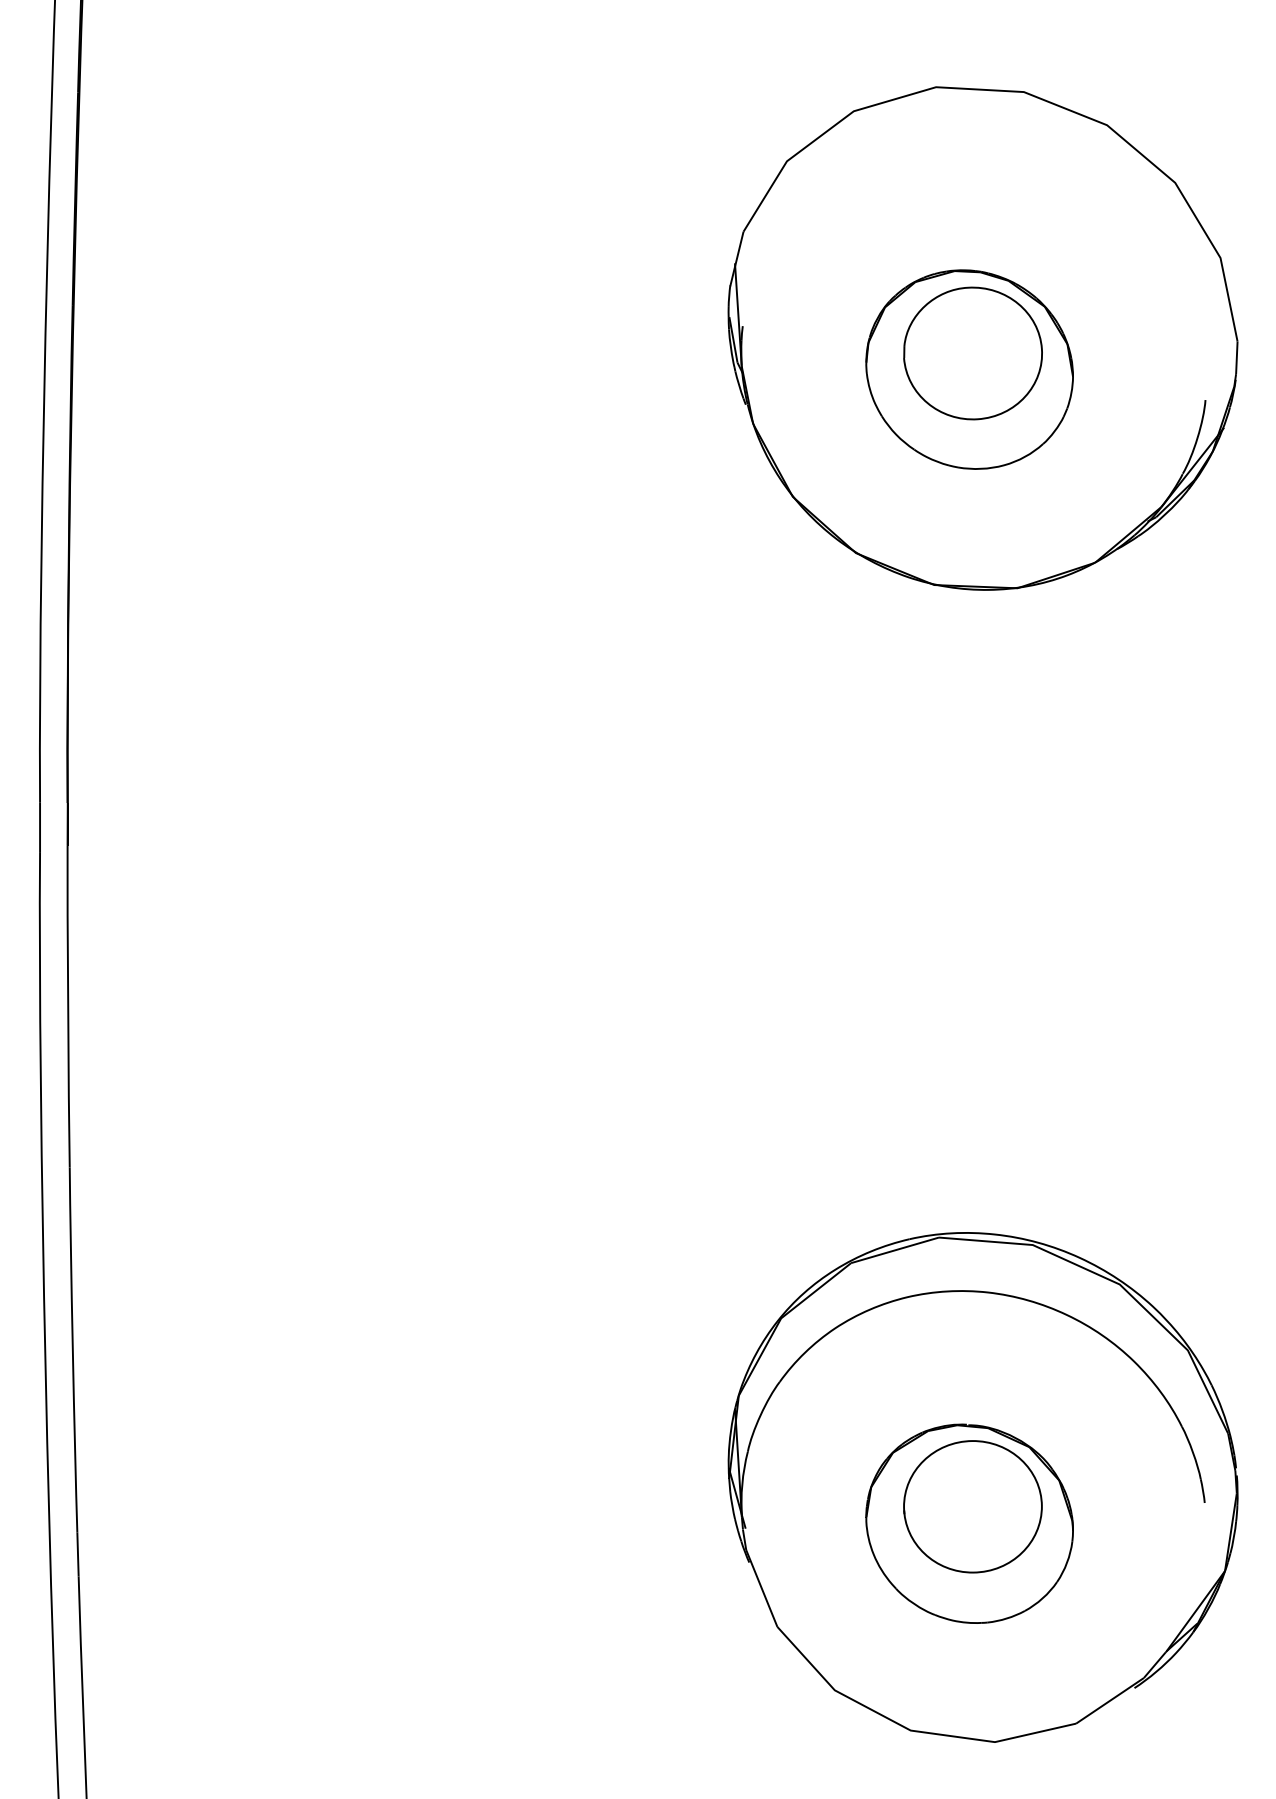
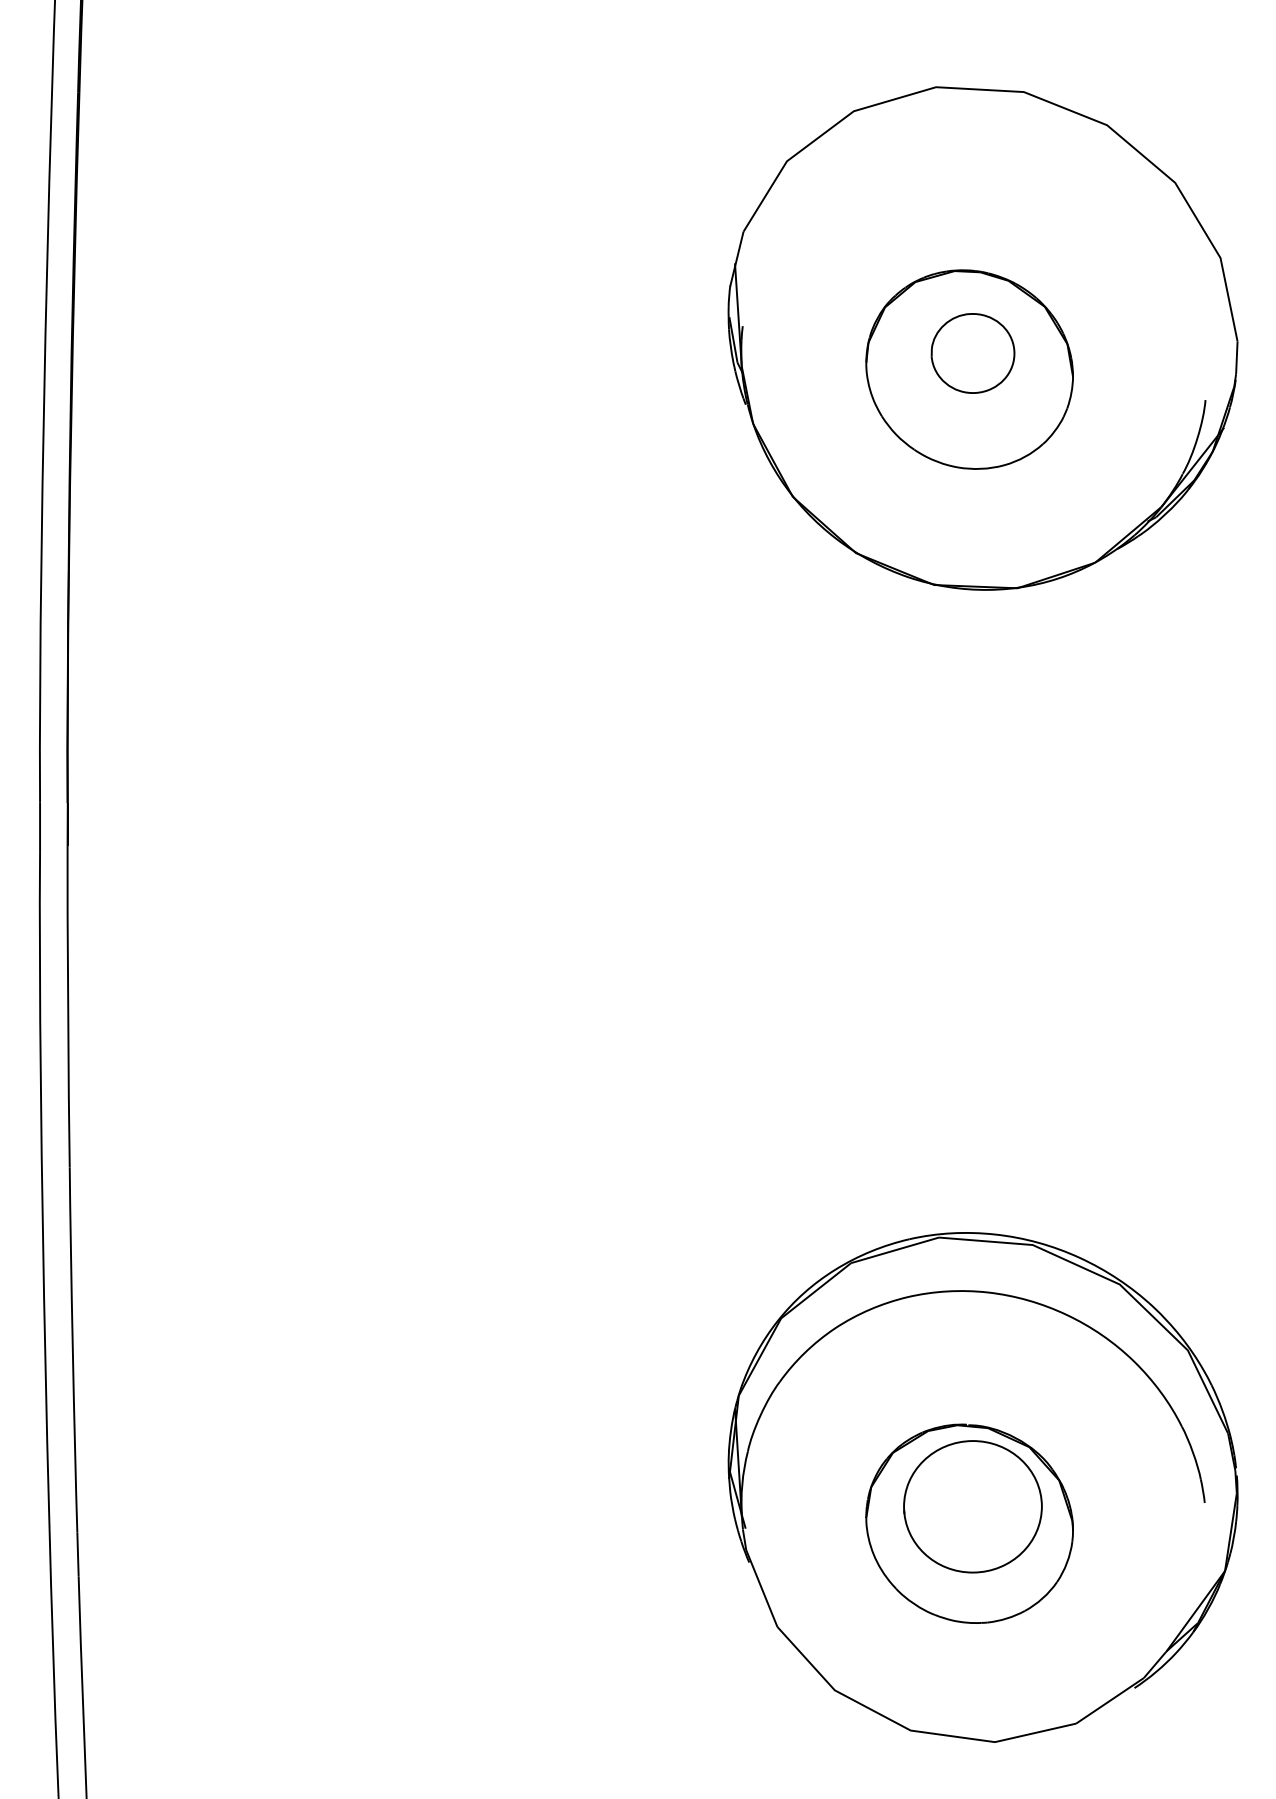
part size: 140x135 px -> 86x81 px (972, 353)
